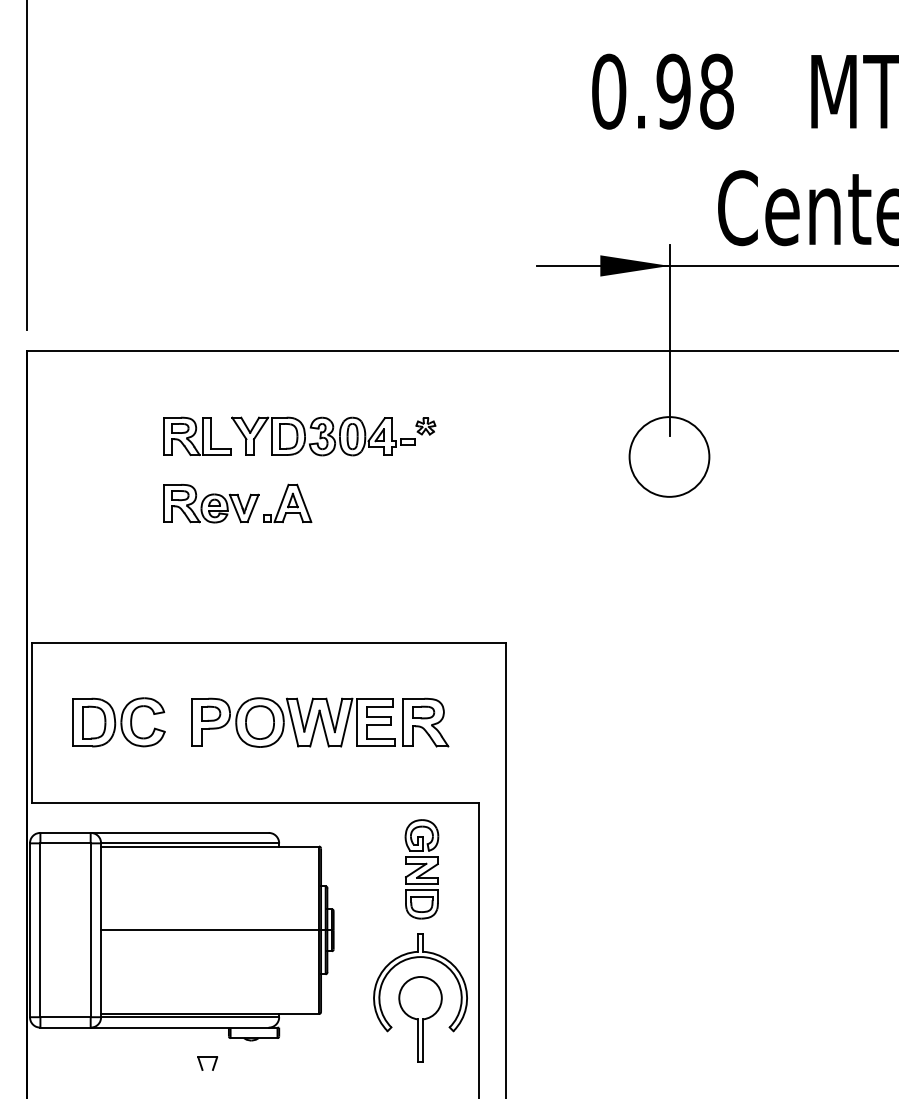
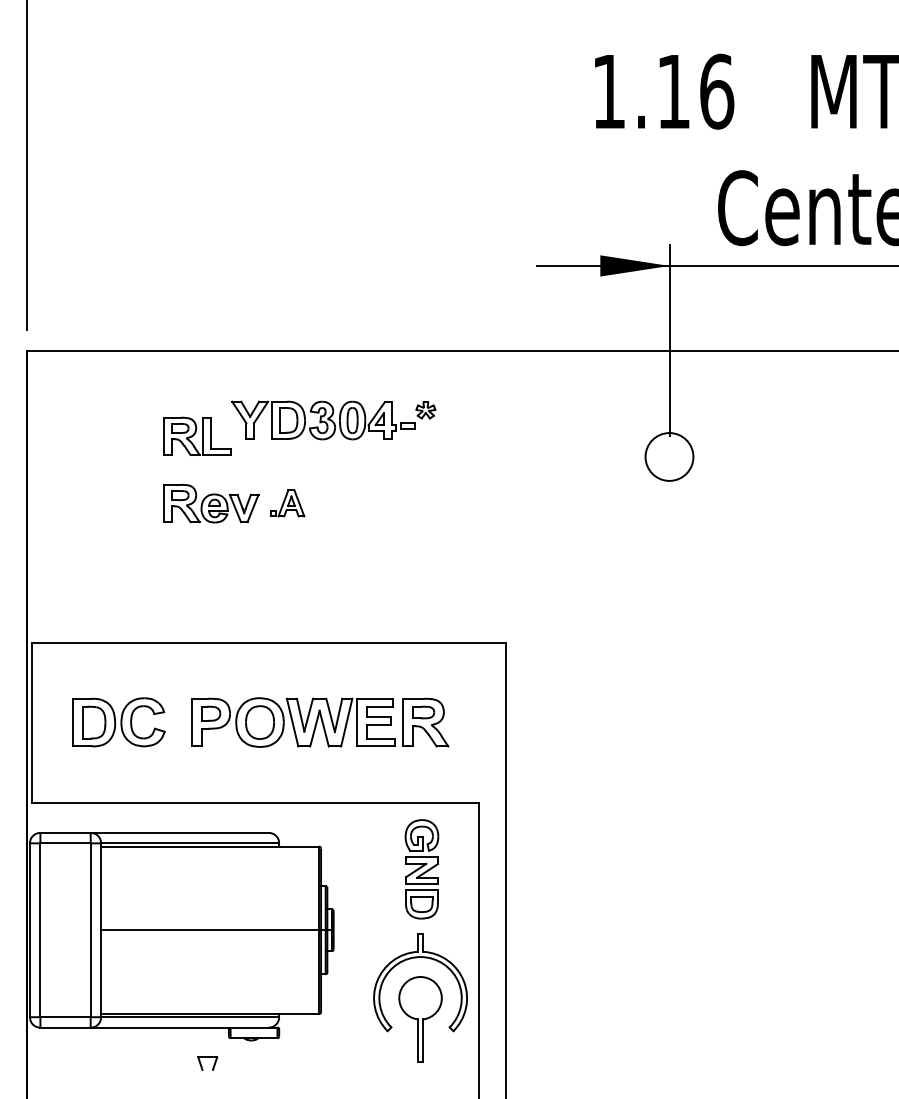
text: 0.98 -> 1.16 (663, 91)
part position: (333, 436) -> (333, 420) (333, 420)
circle diameter: 80 px -> 48 px (669, 456)
part size: 50x40 px -> 36x29 px (287, 503)
